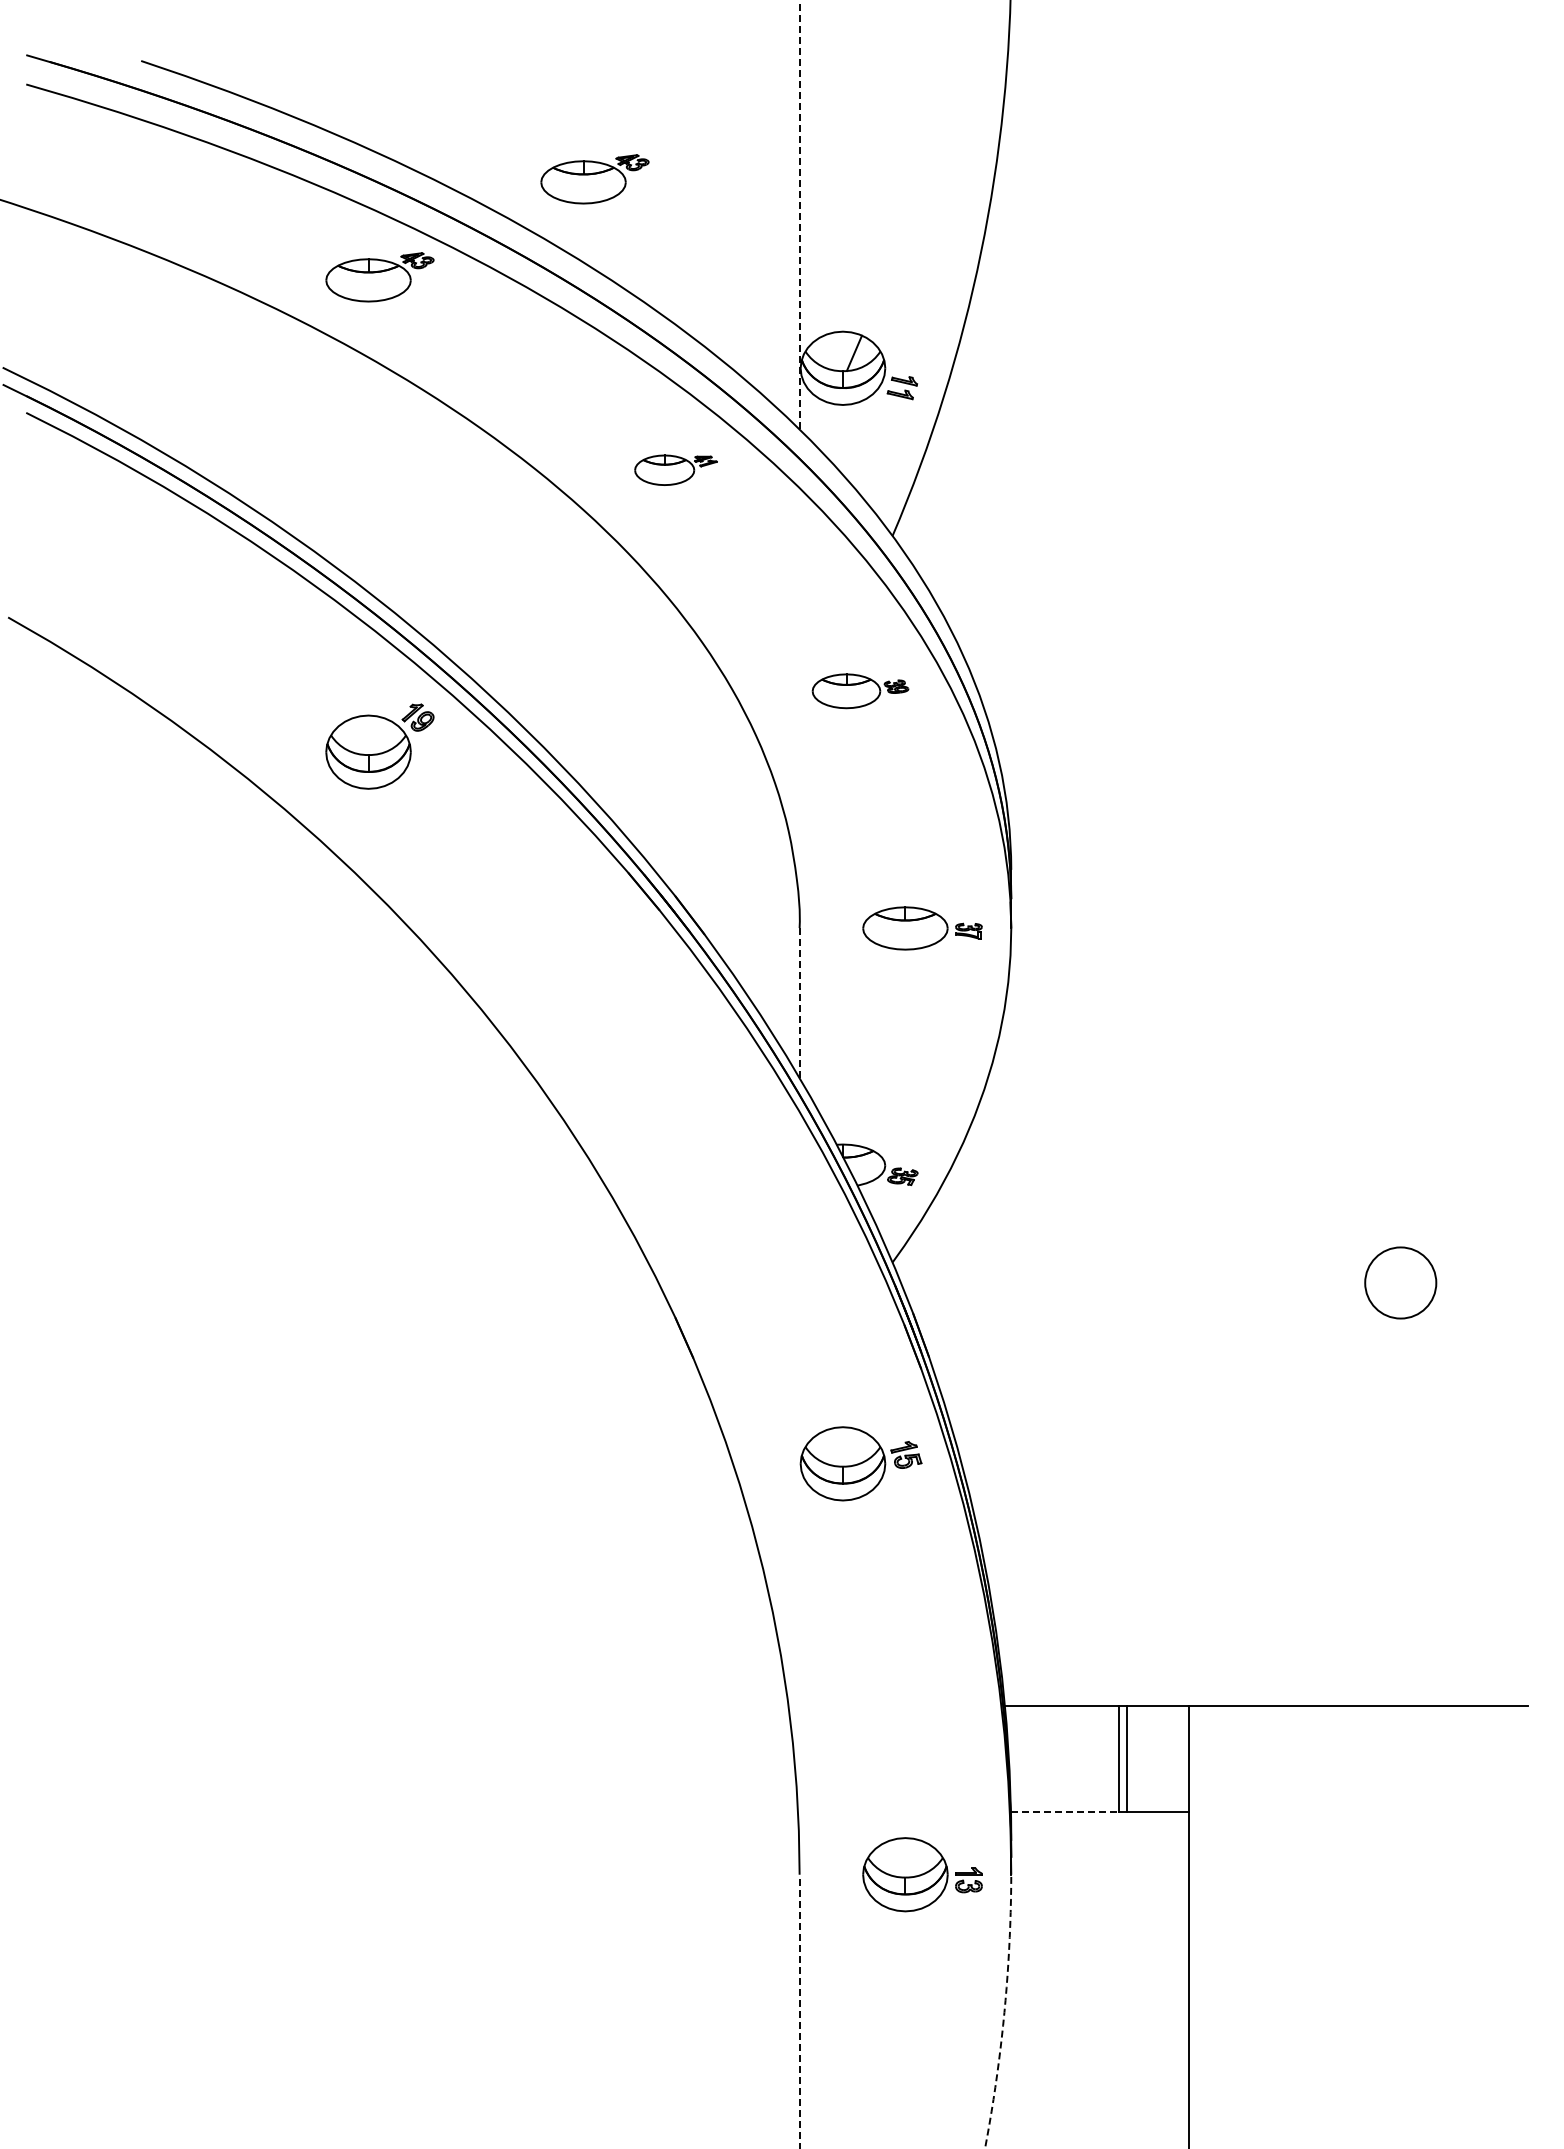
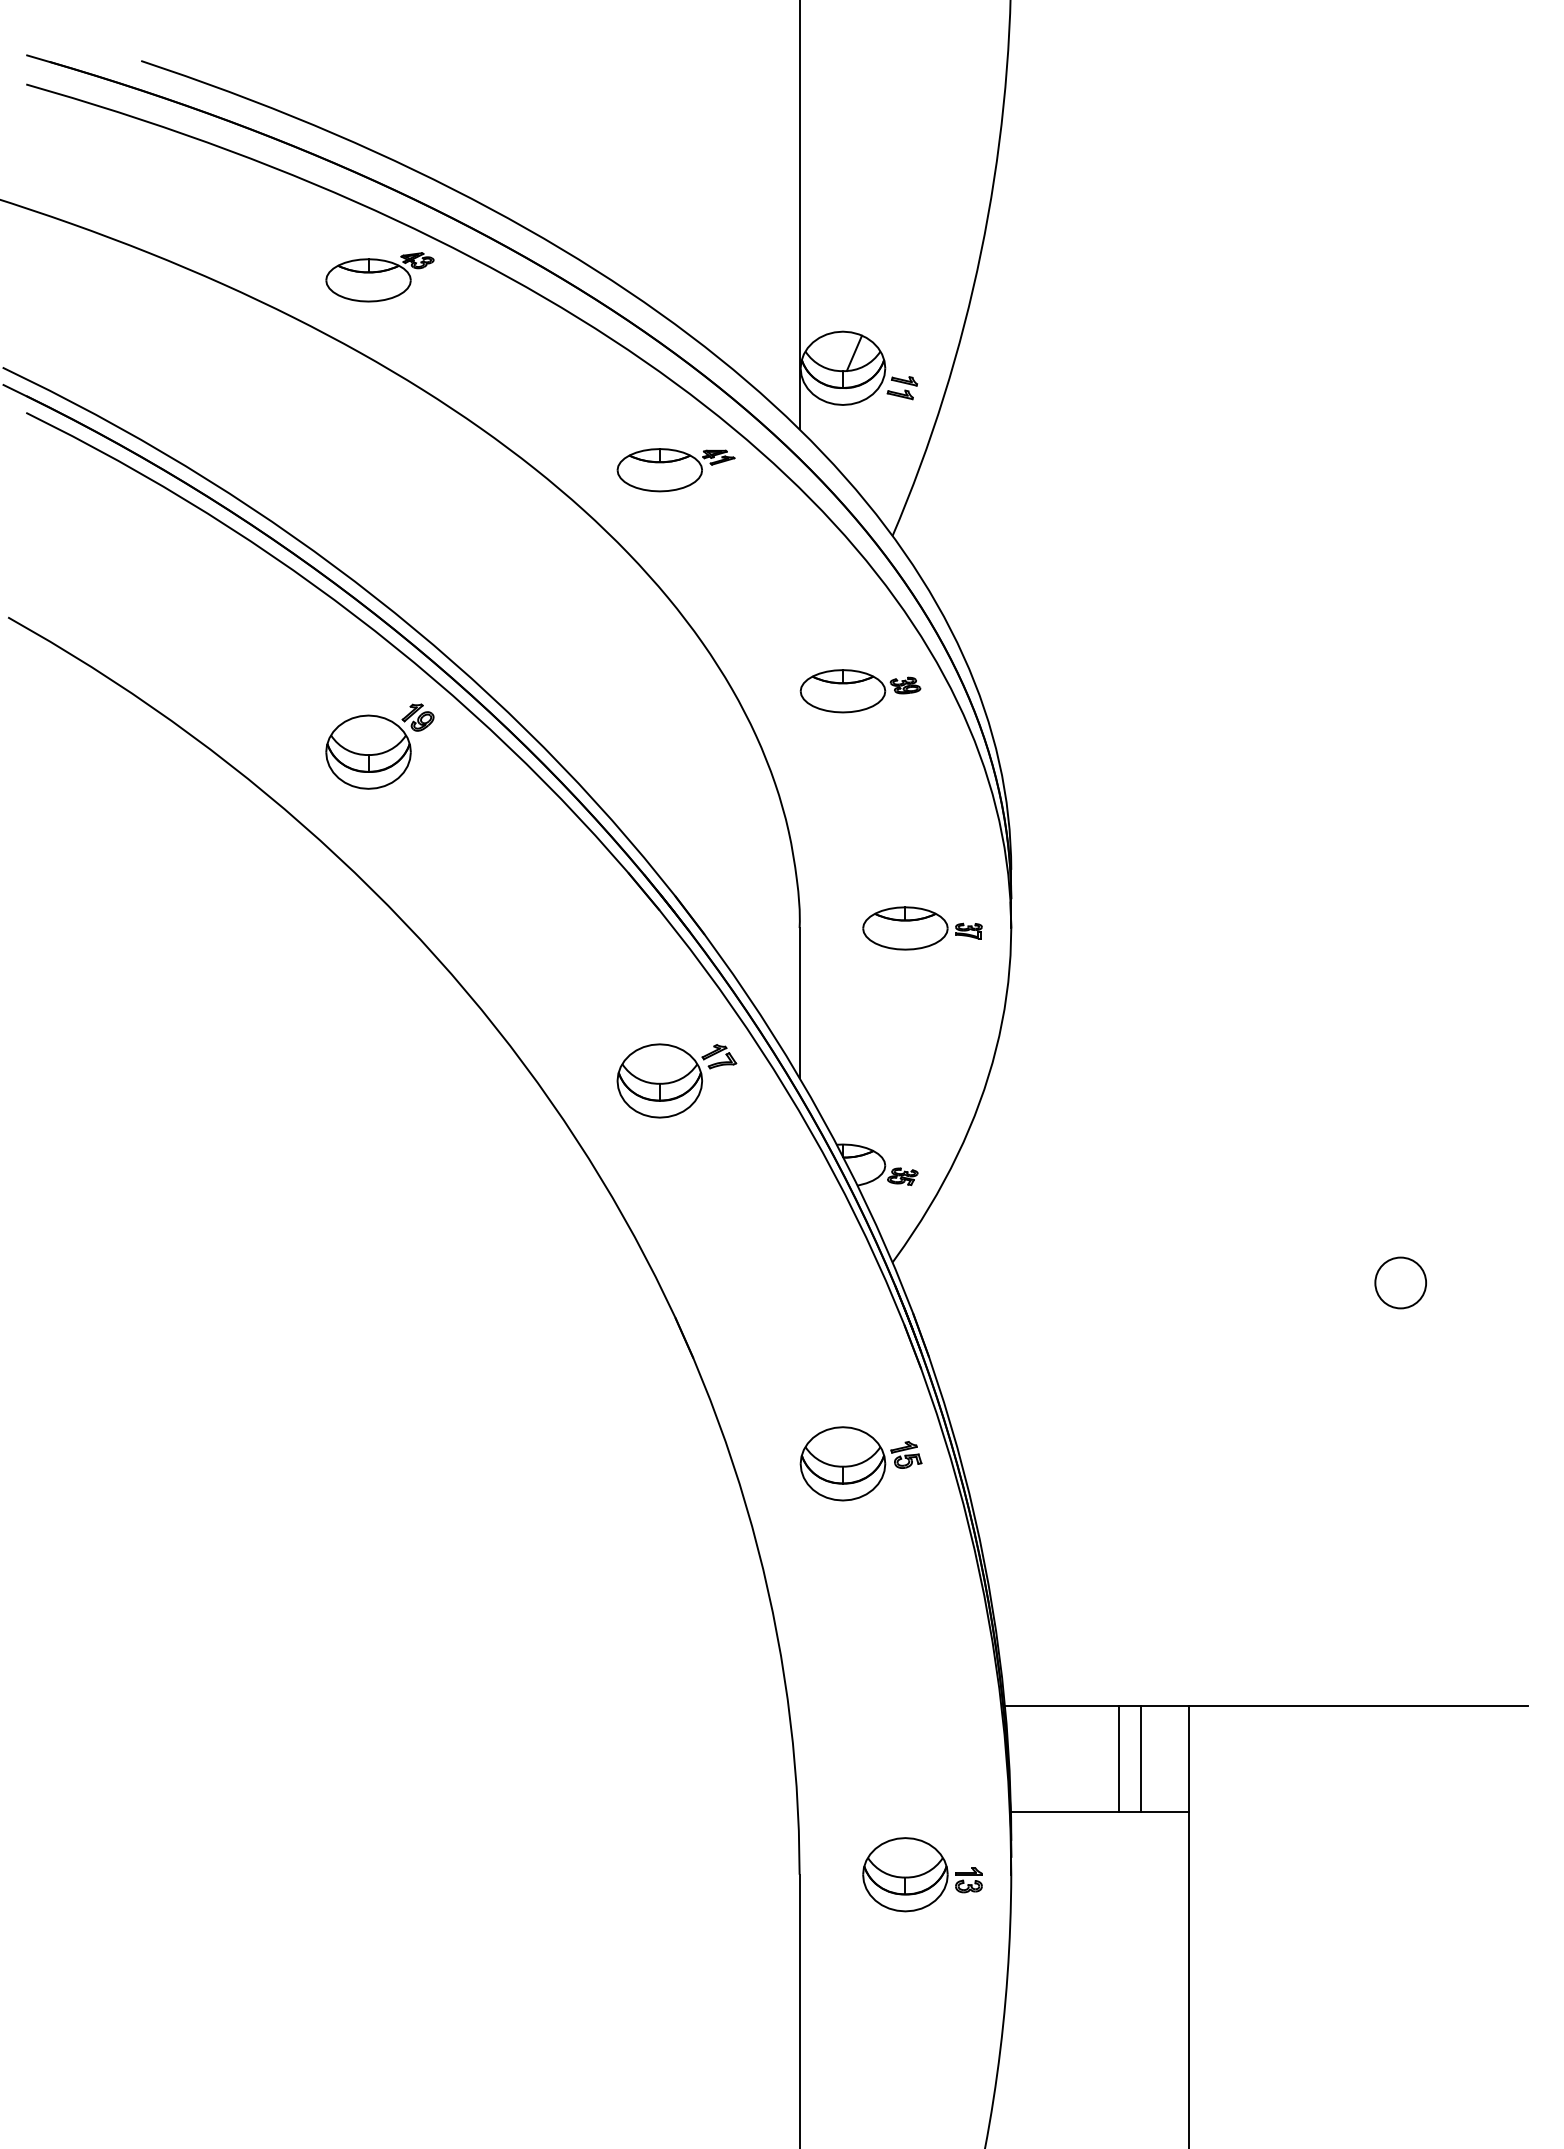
part: present -> none (594, 179)
line: dashed -> solid (799, 214)
part size: 84x32 px -> 120x45 px (675, 470)
part size: 99x37 px -> 123x45 px (860, 691)
line: dashed -> solid (799, 1003)
part: none -> present (676, 1080)
circle diameter: 71 px -> 51 px (1400, 1282)
line position: (1126, 1759) -> (1140, 1759) (1140, 1759)
line: dashed -> solid (1065, 1812)
line: dashed -> solid (799, 2011)
arc: dashed -> solid (1004, 2011)
